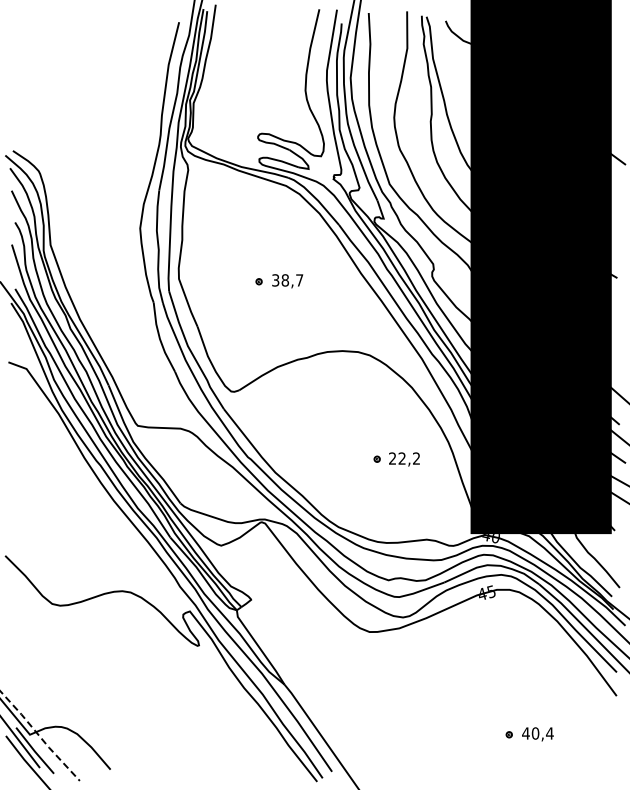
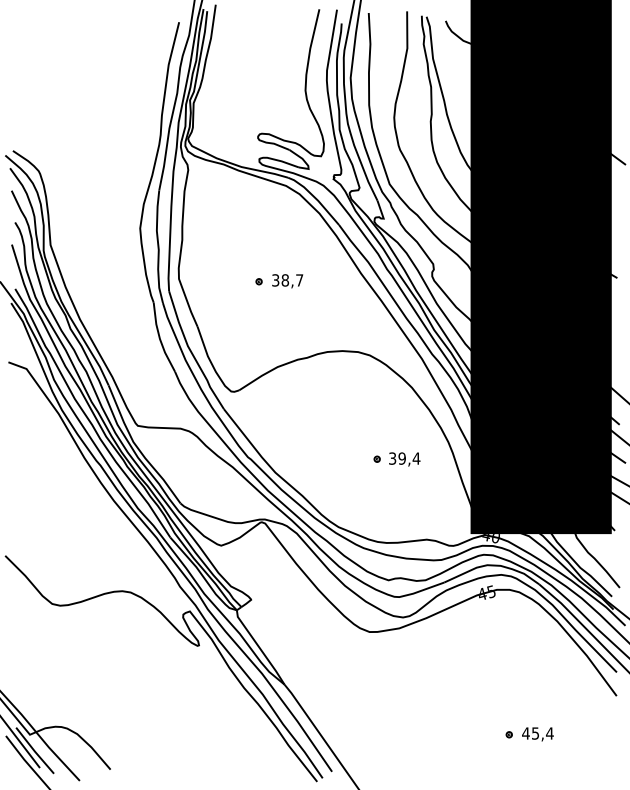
text: 22,2 -> 39,4 (404, 458)
text: 40,4 -> 45,4 (535, 733)
line: dashed -> solid (39, 736)
